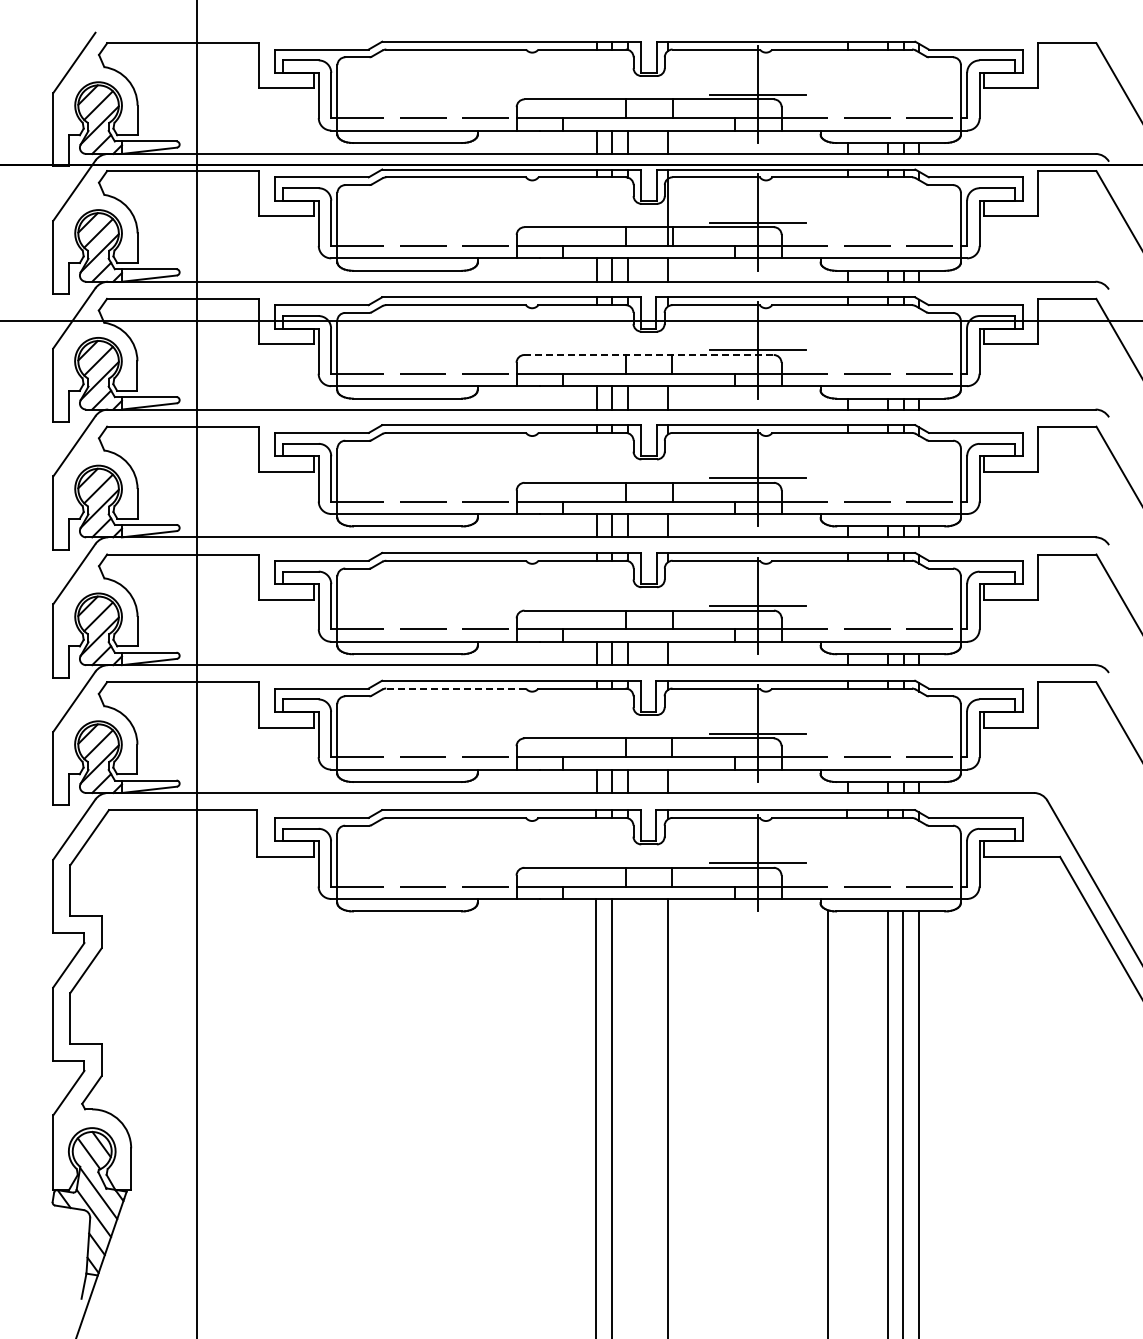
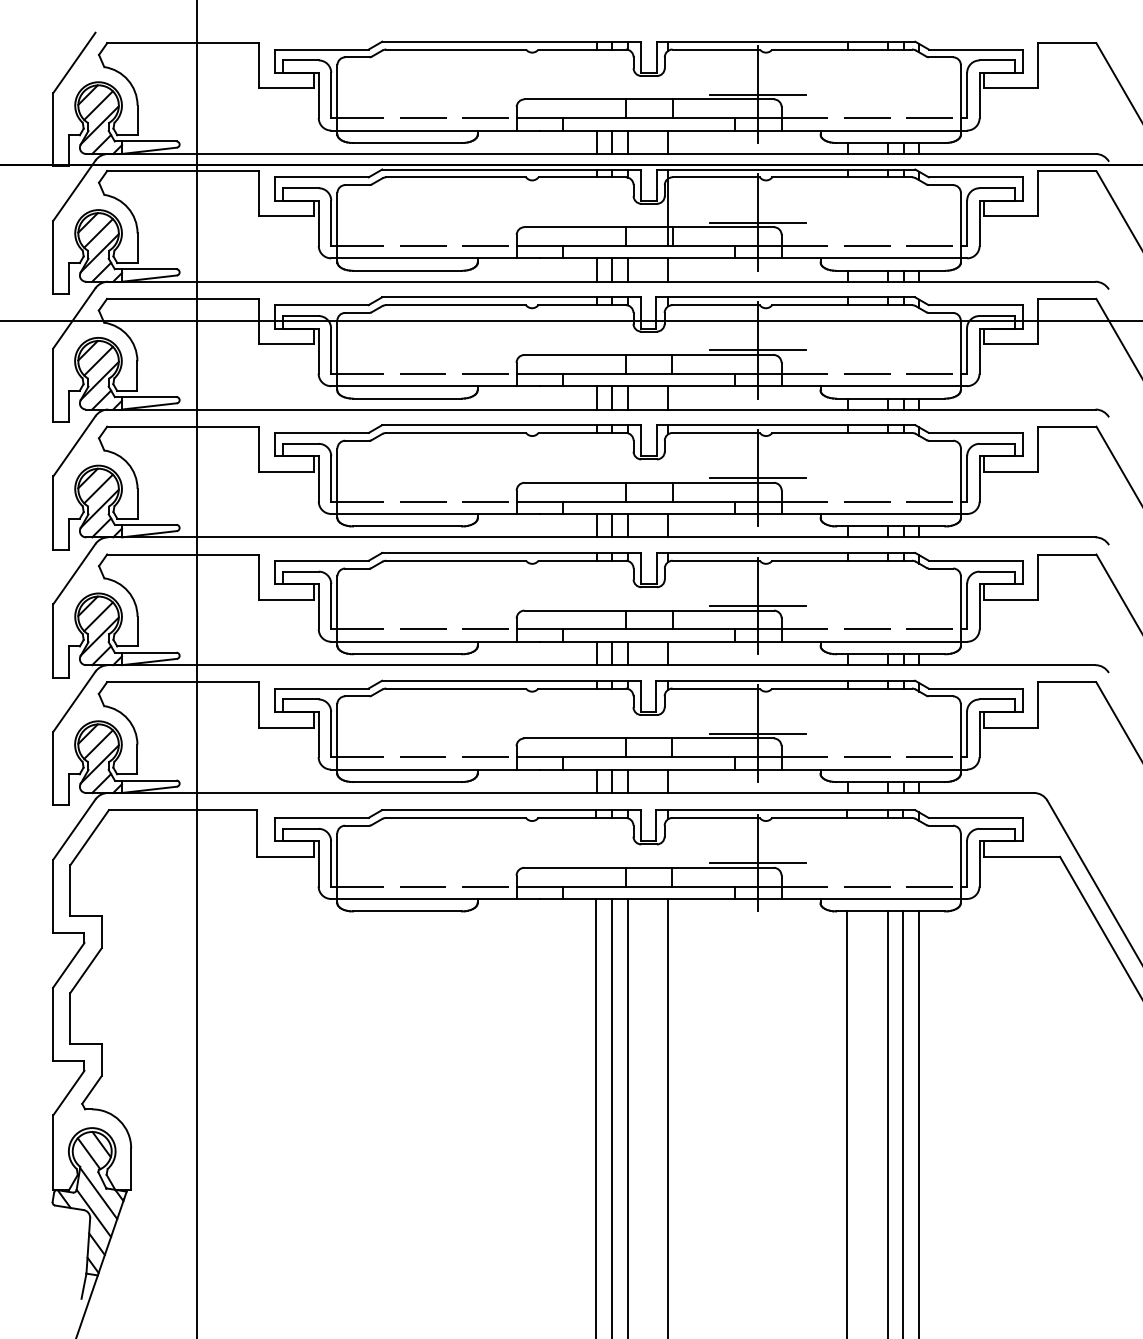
line: dashed -> solid (649, 355)
line: dashed -> solid (456, 688)
line: none -> present (627, 1116)
line position: (828, 1123) -> (847, 1123) (847, 1123)
